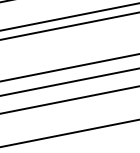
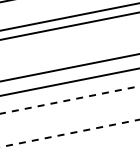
line: solid -> dashed (69, 100)
line: solid -> dashed (70, 133)
